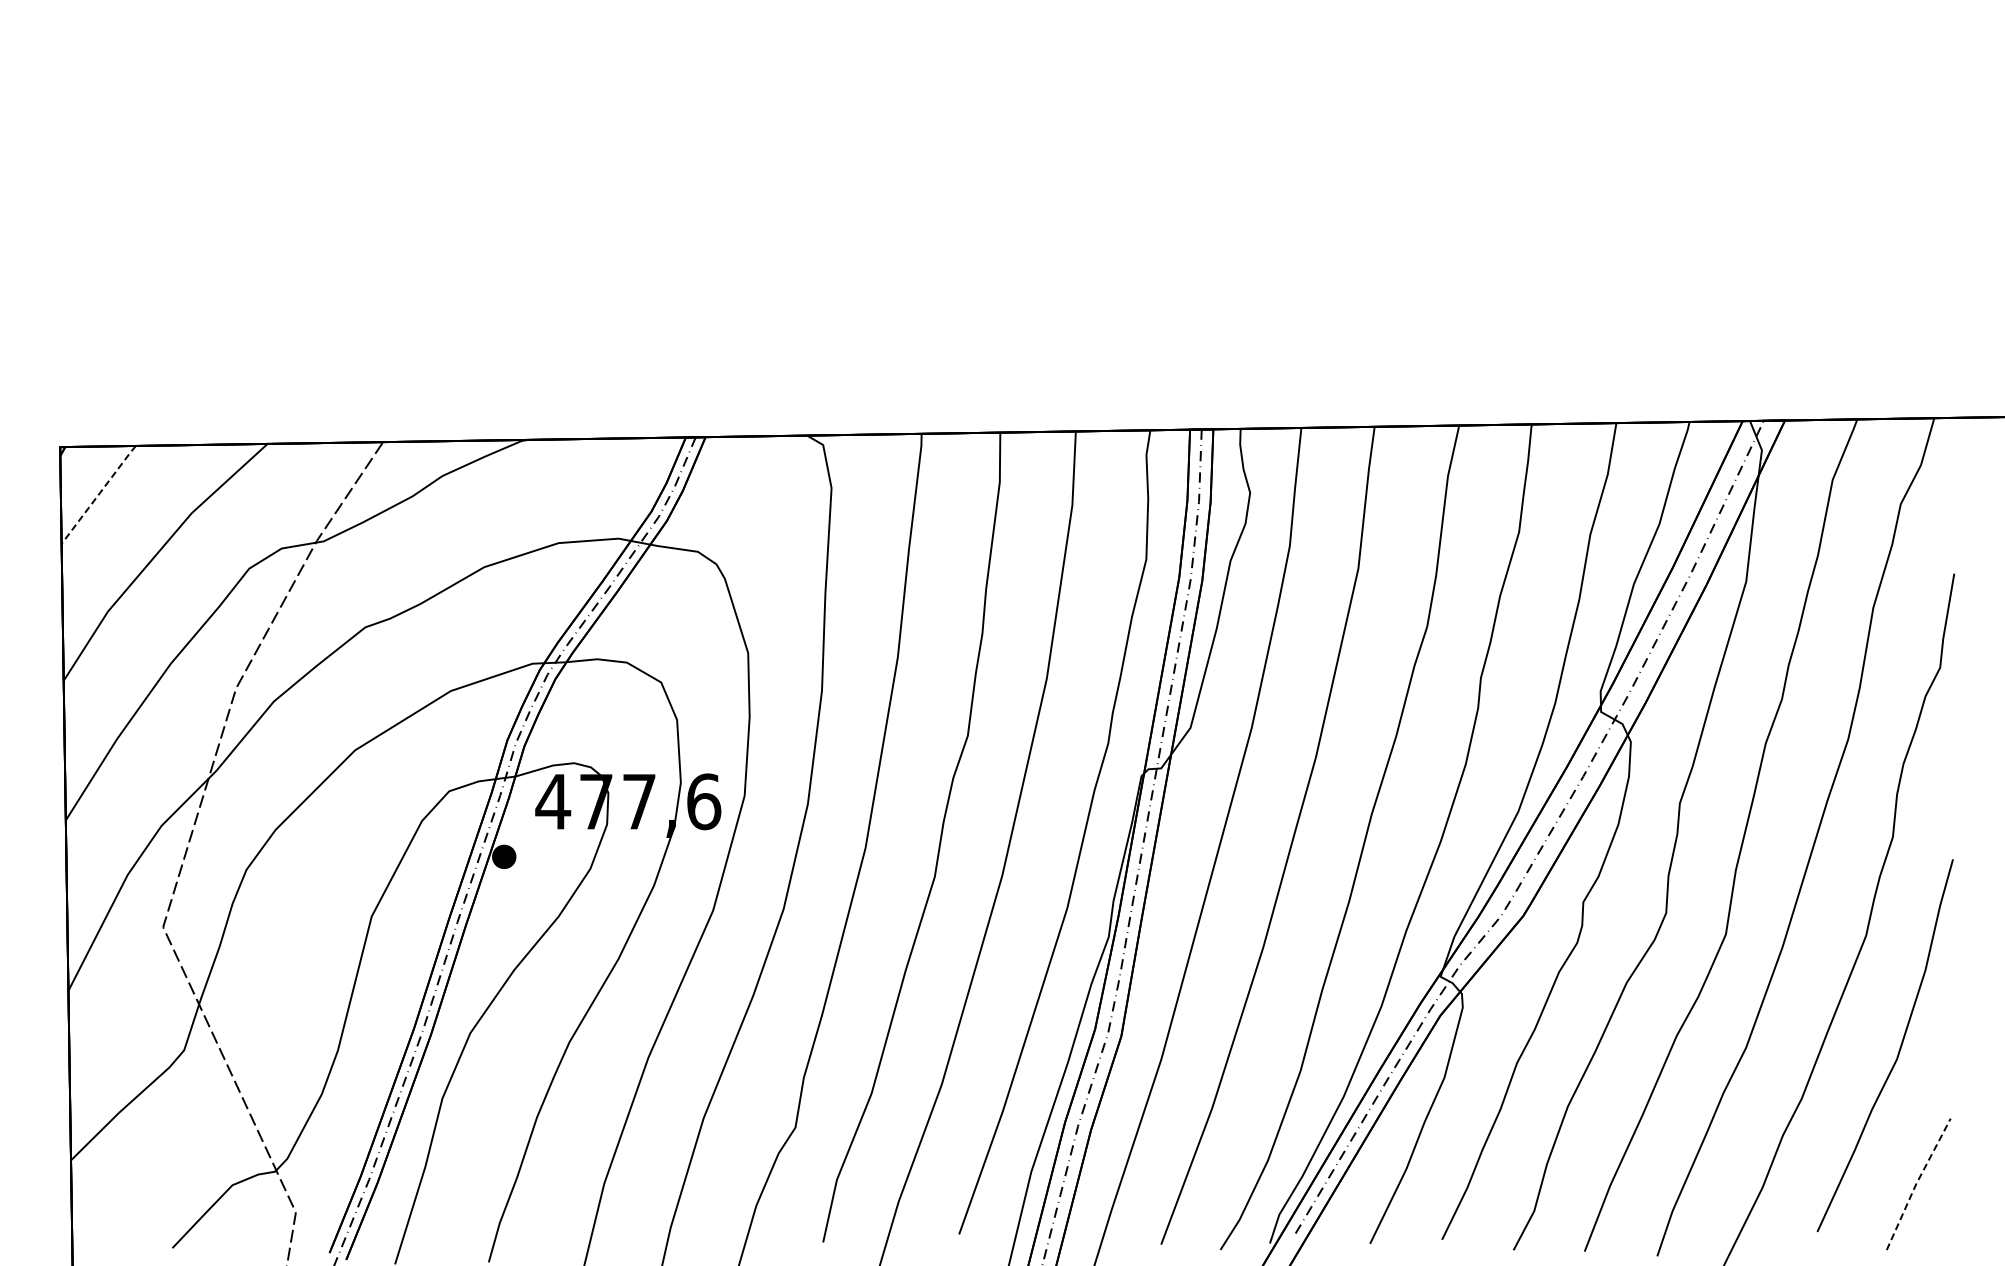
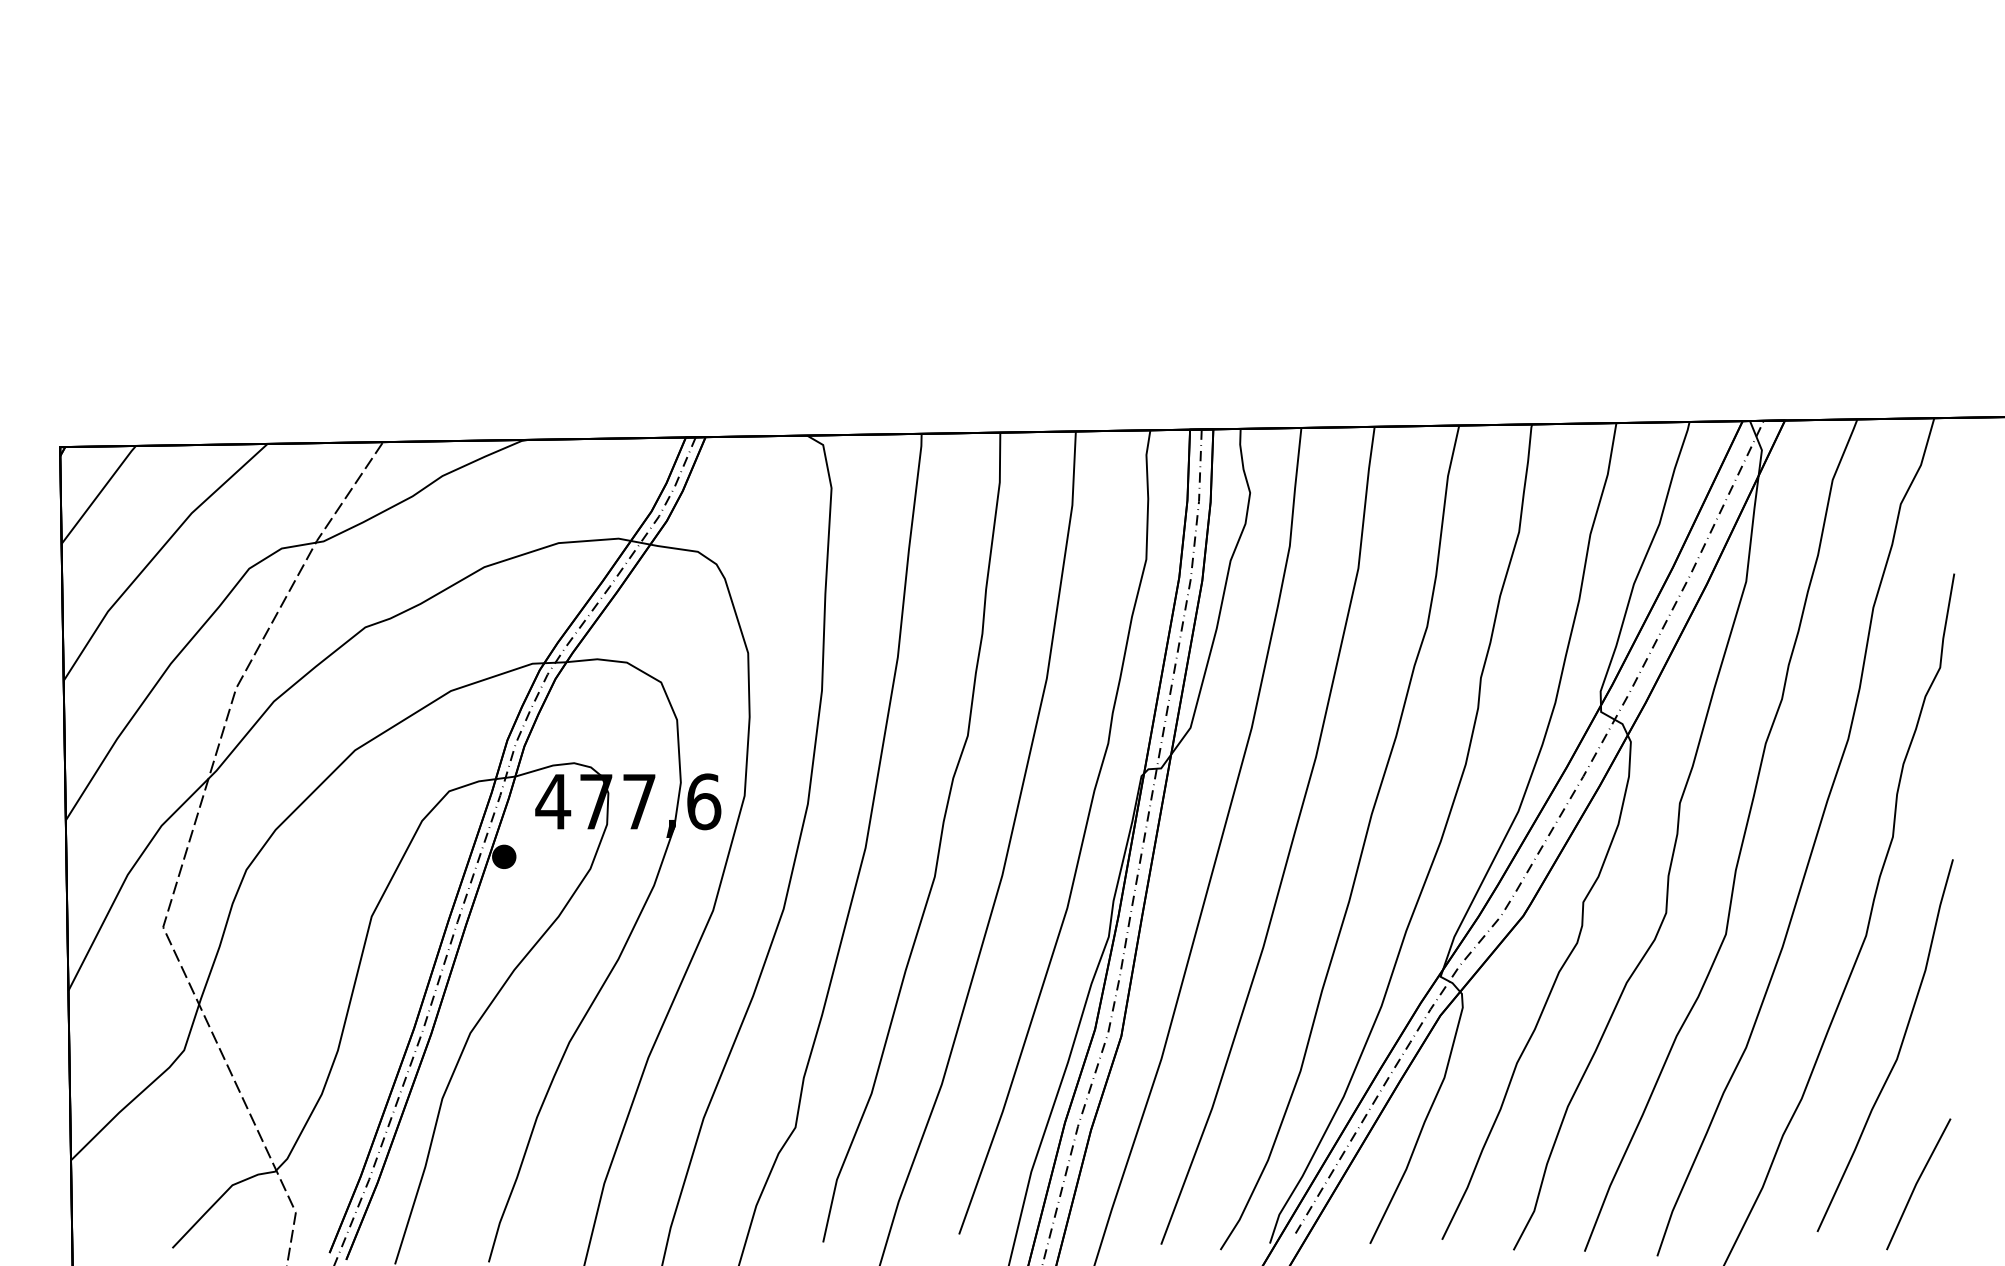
line: dashed -> solid (98, 494)
line: dashed -> solid (1916, 1184)
